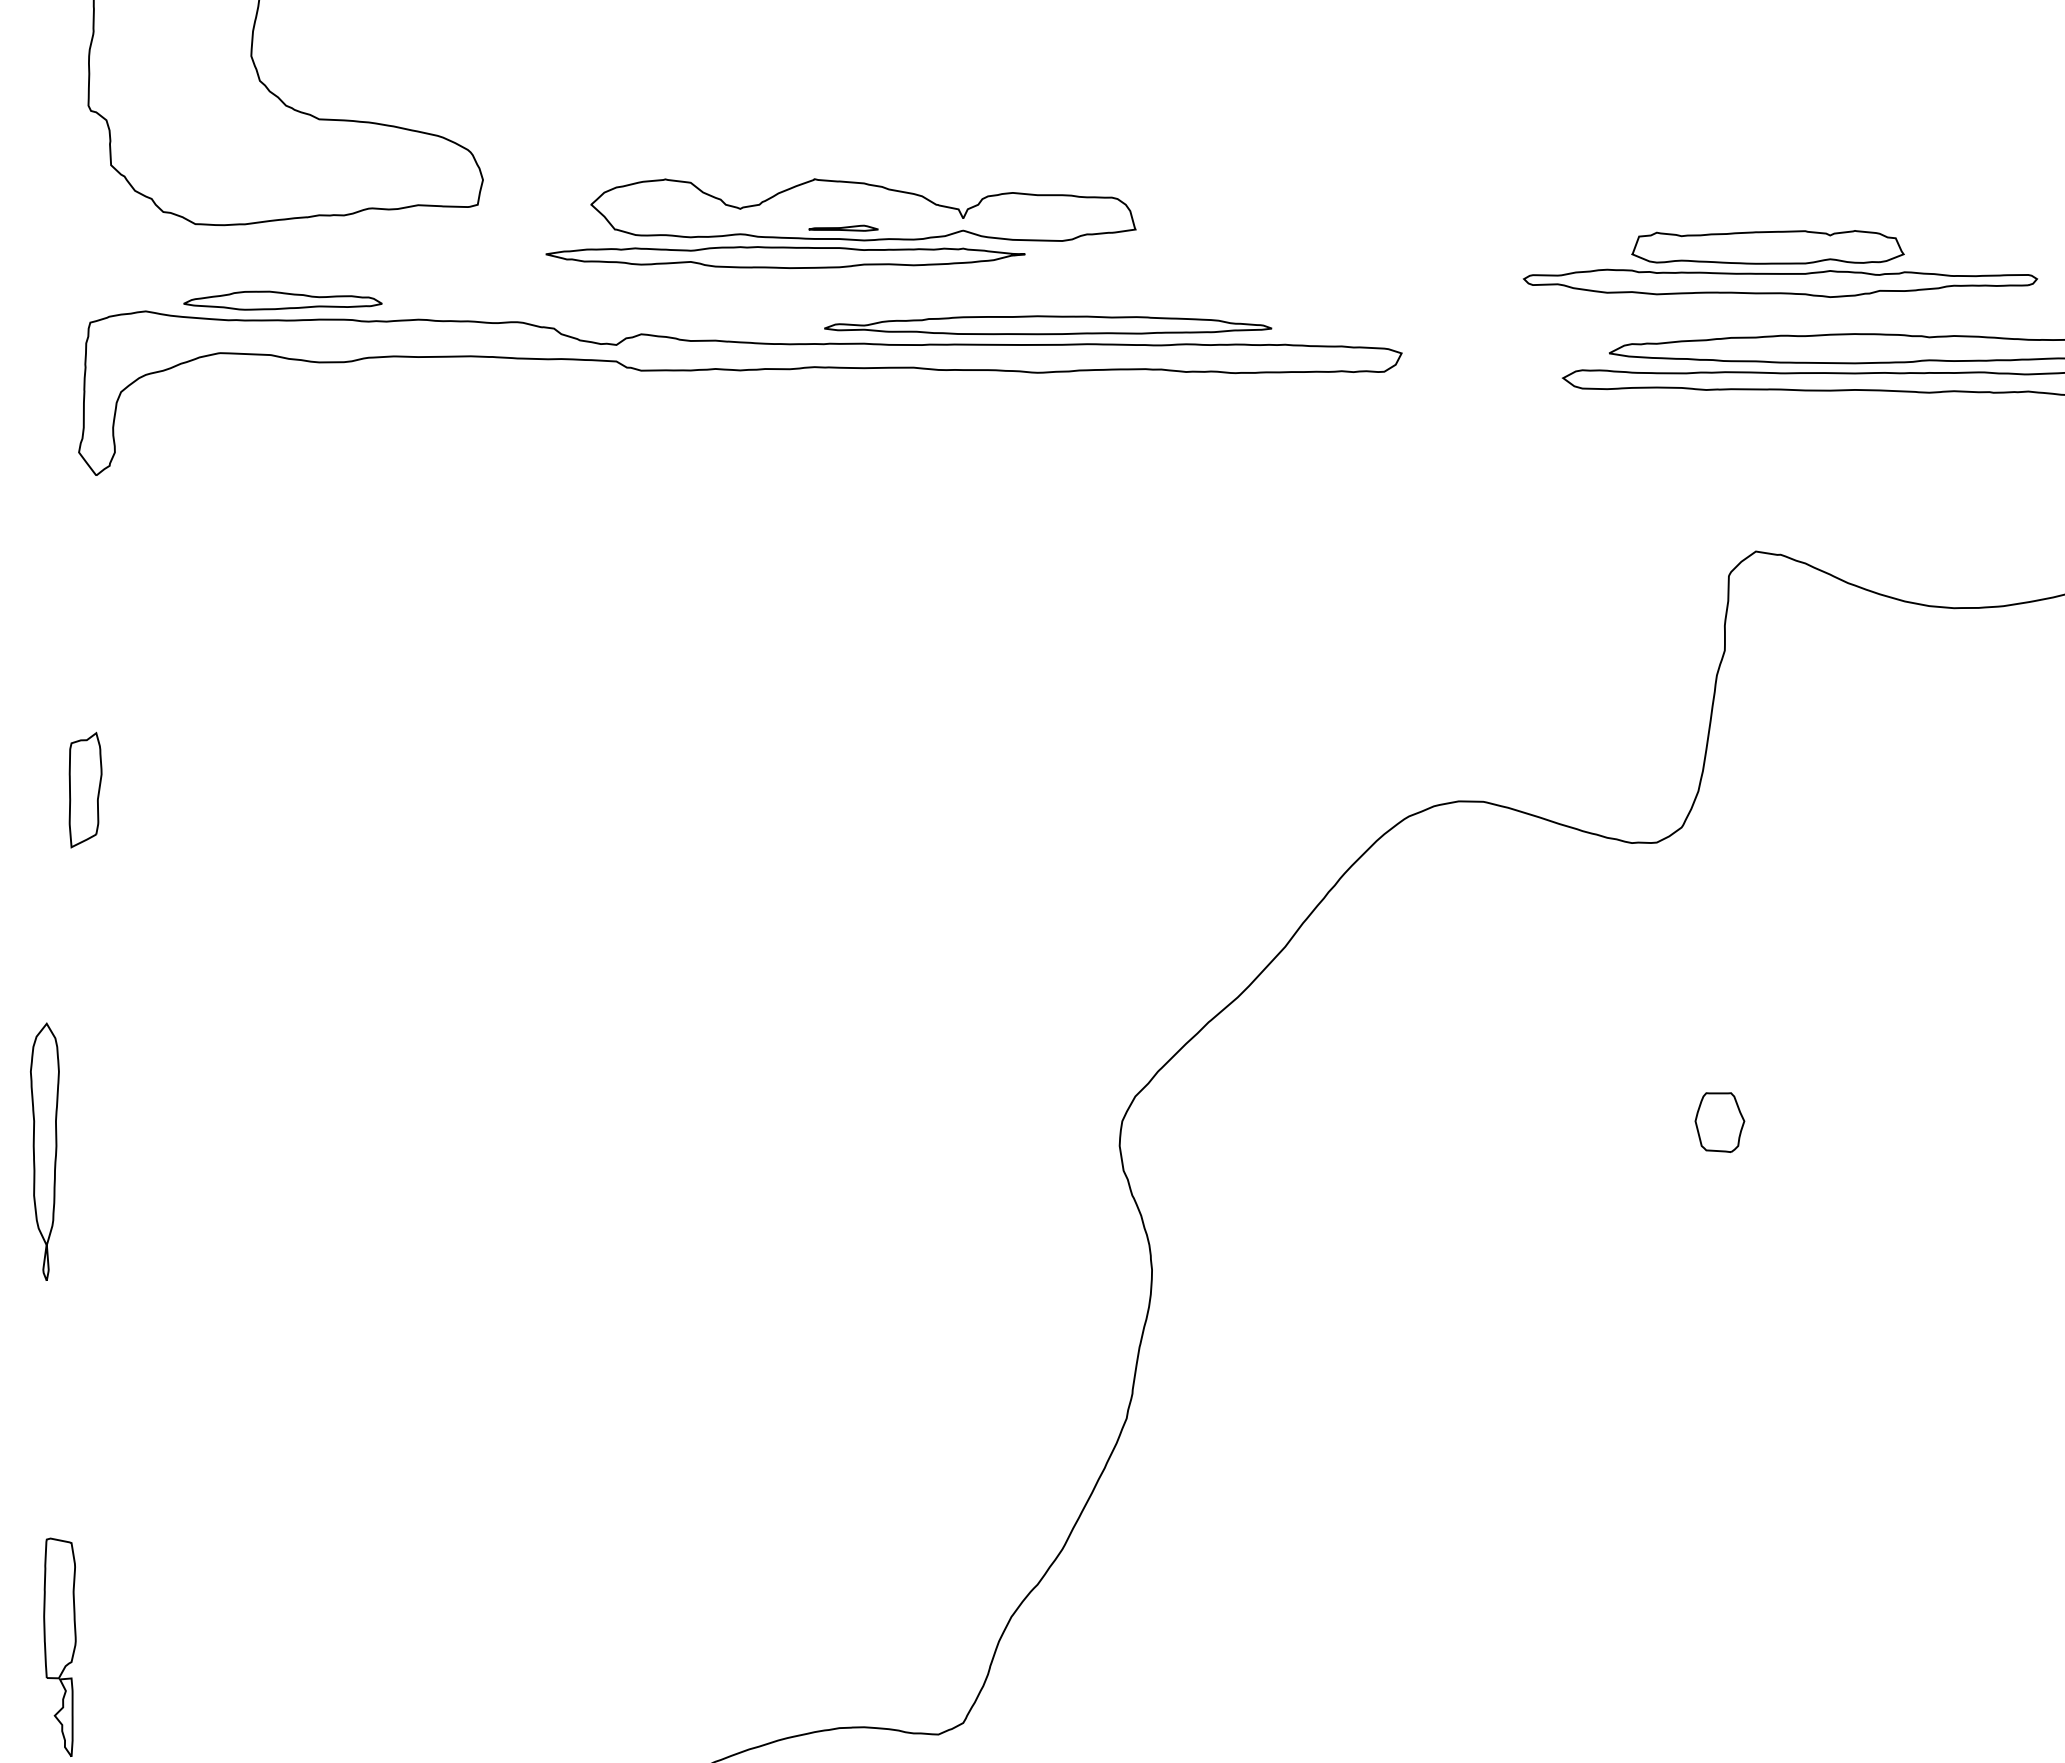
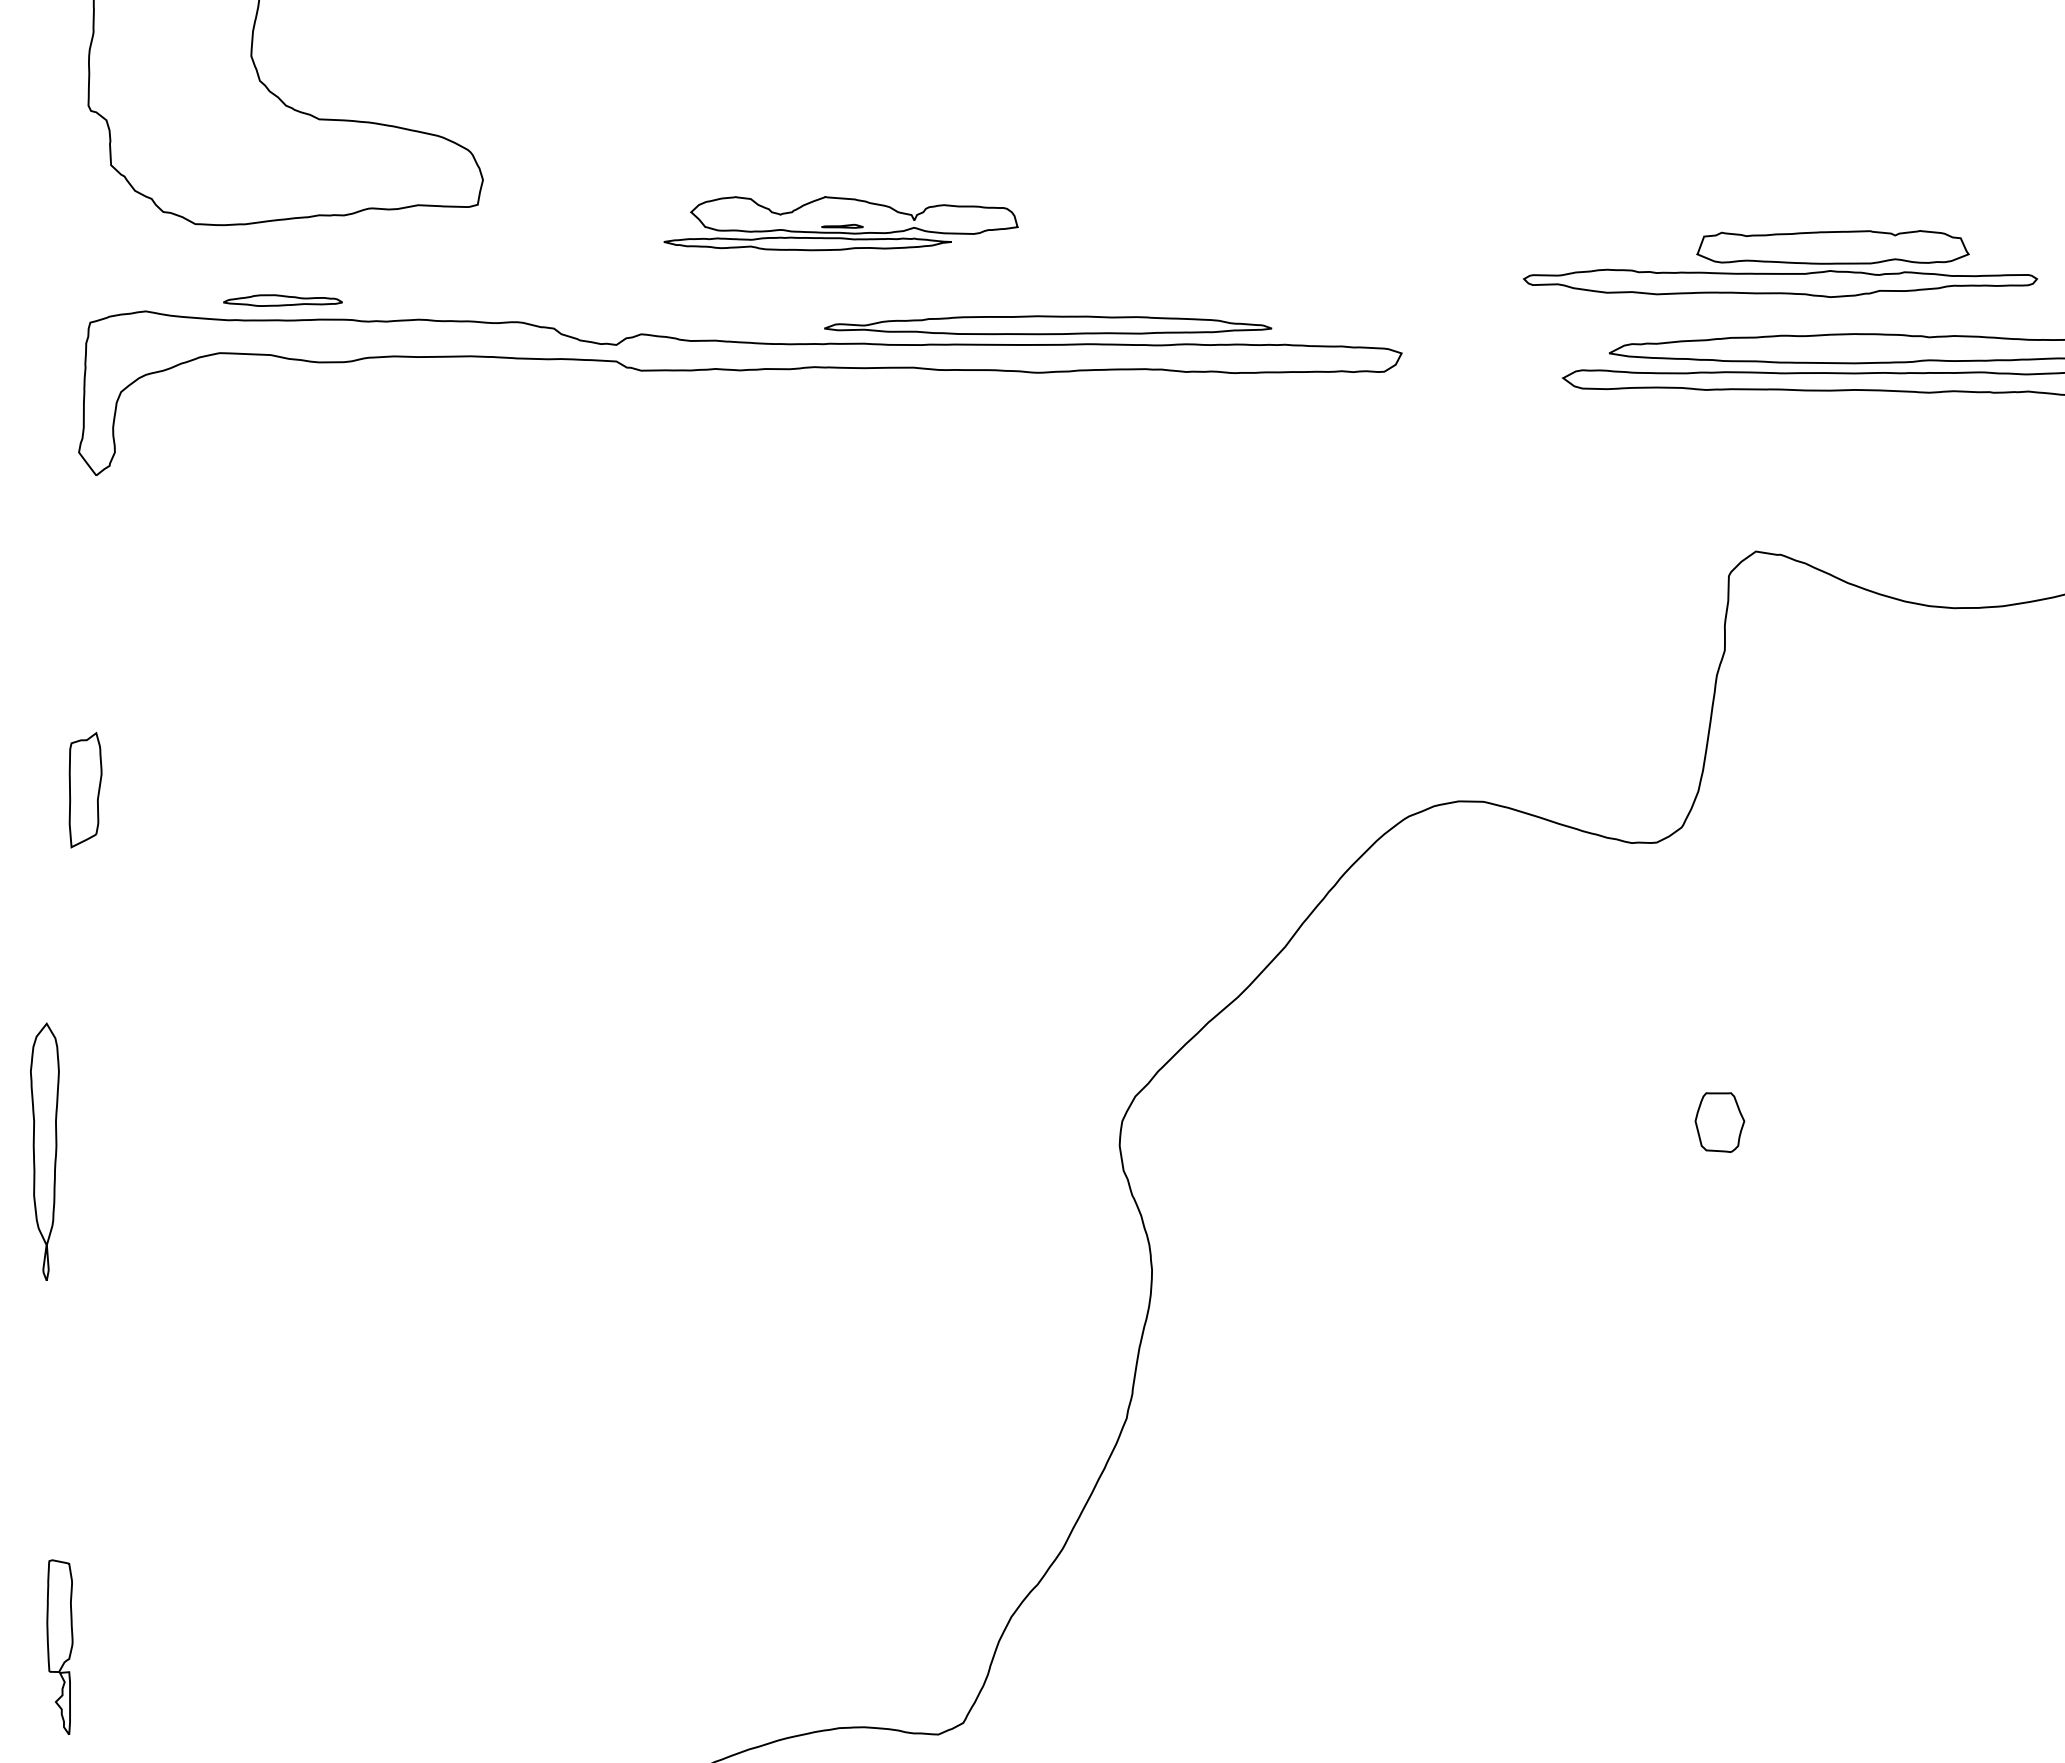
part size: 592x91 px -> 356x56 px (840, 223)
part position: (1767, 247) -> (1832, 247) (1832, 247)
part size: 200x21 px -> 120x13 px (282, 300)
part size: 34x220 px -> 28x177 px (59, 1647)
